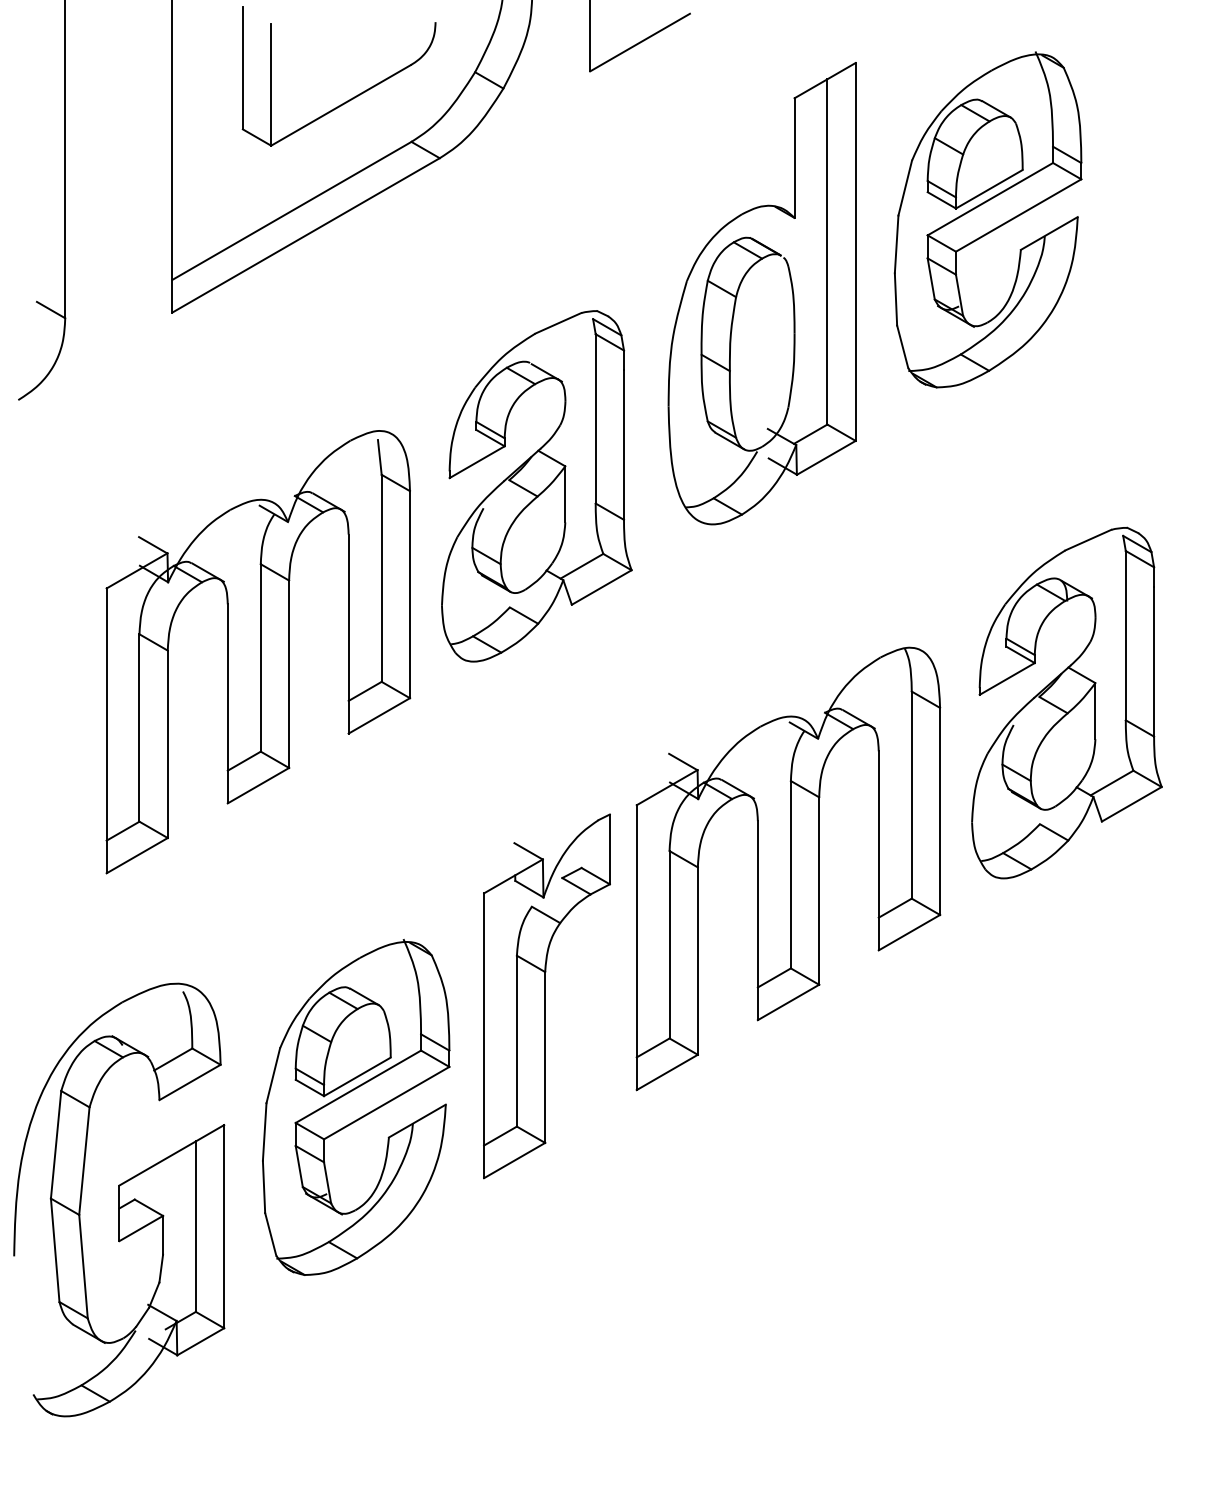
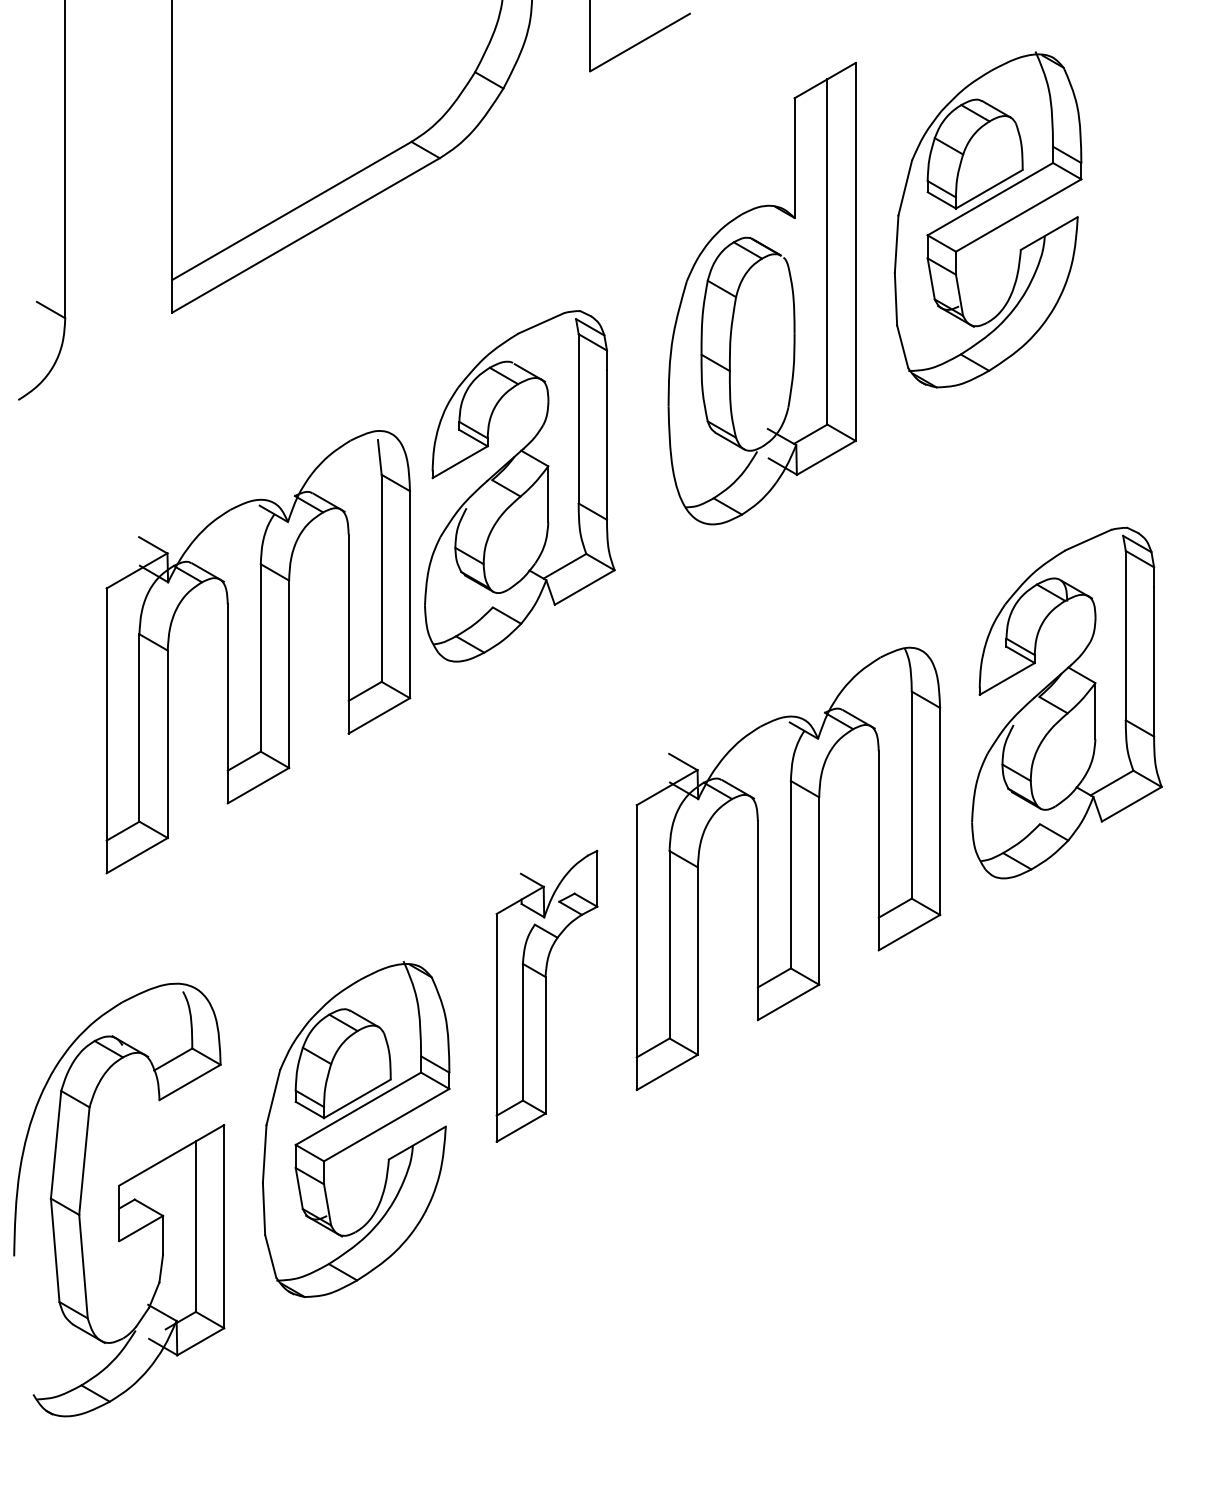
part: present -> none (350, 98)
part position: (536, 486) -> (519, 486) (519, 486)
part size: 128x367 px -> 104x294 px (546, 995)
part position: (356, 1107) -> (356, 1129) (356, 1129)
